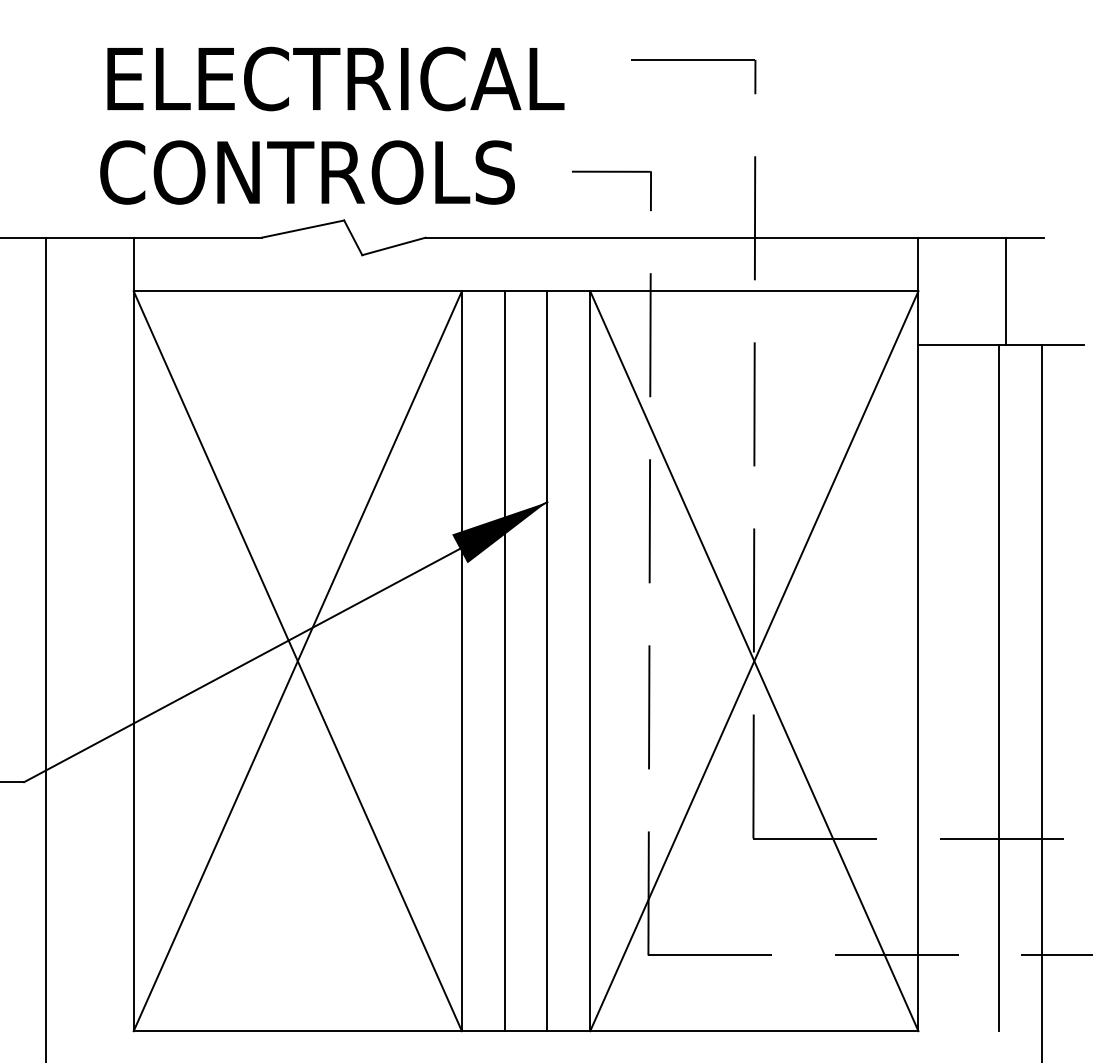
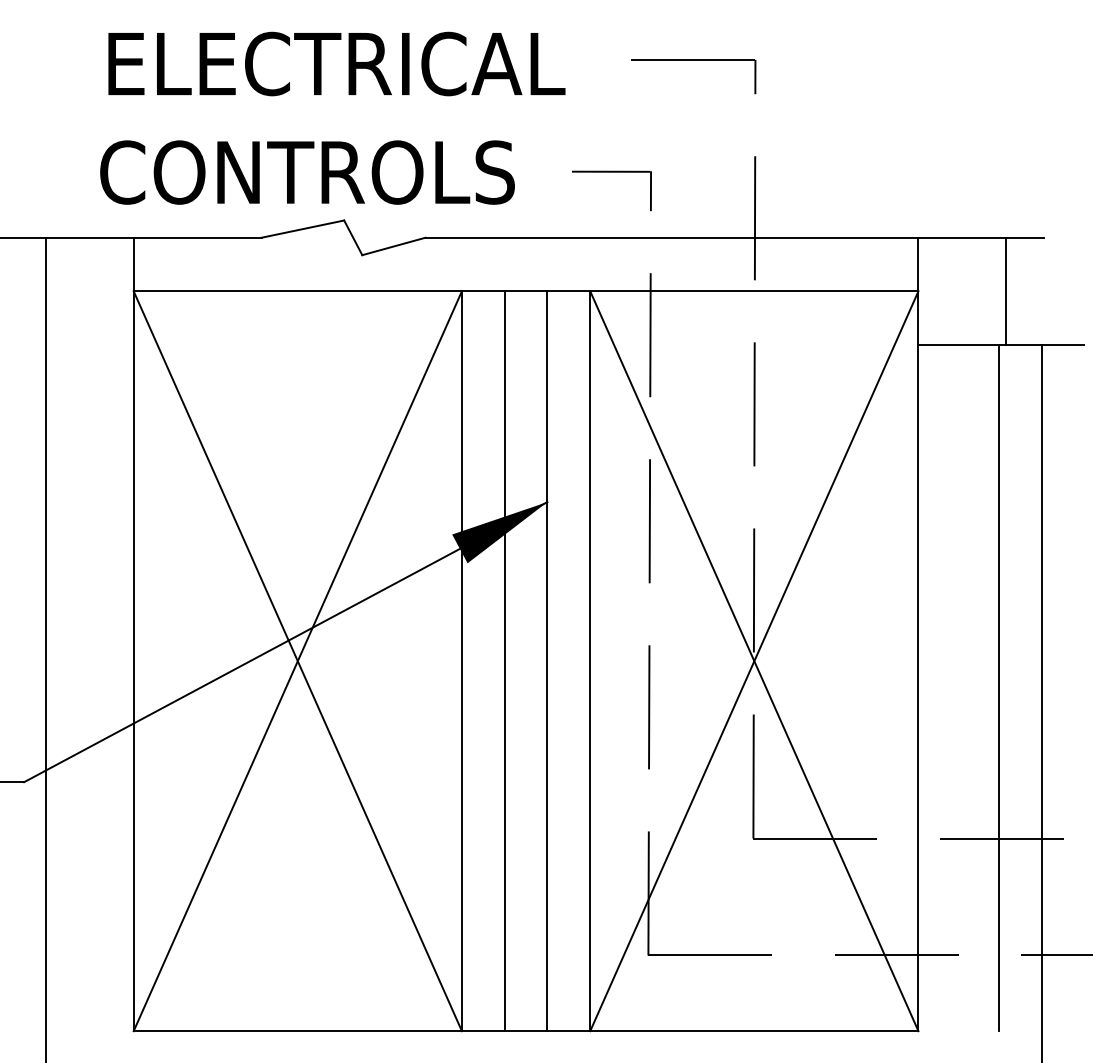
text position: (335, 78) -> (336, 63) (336, 63)
